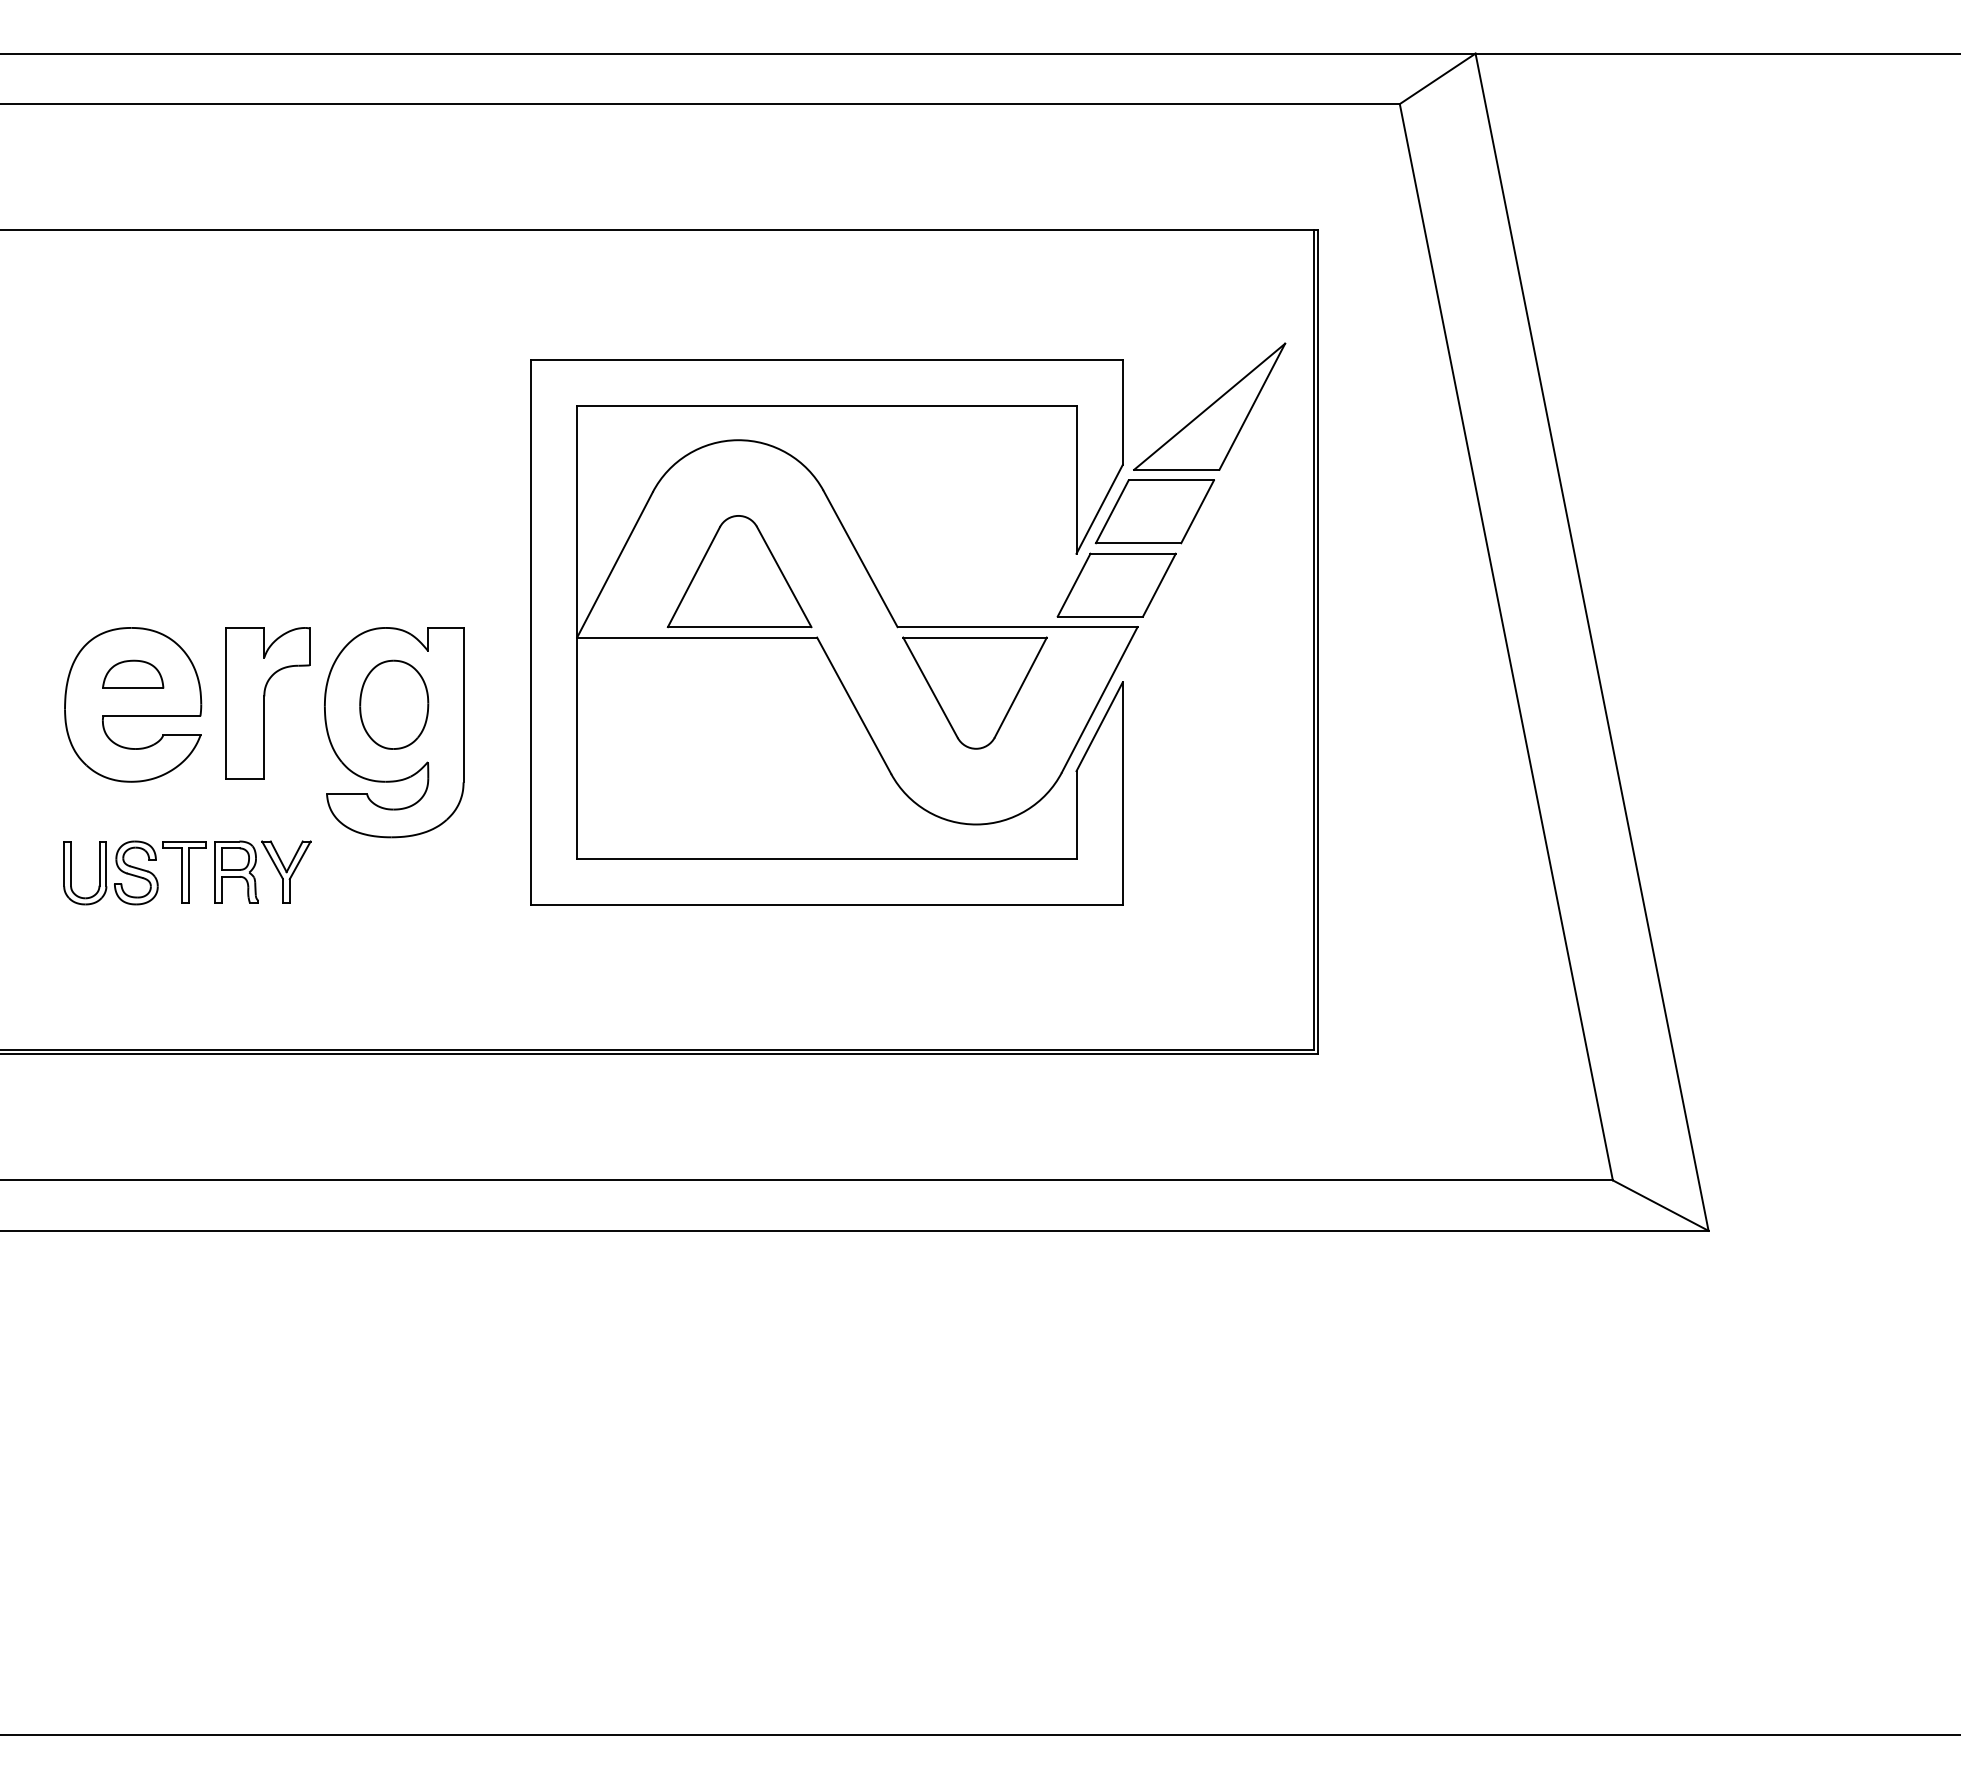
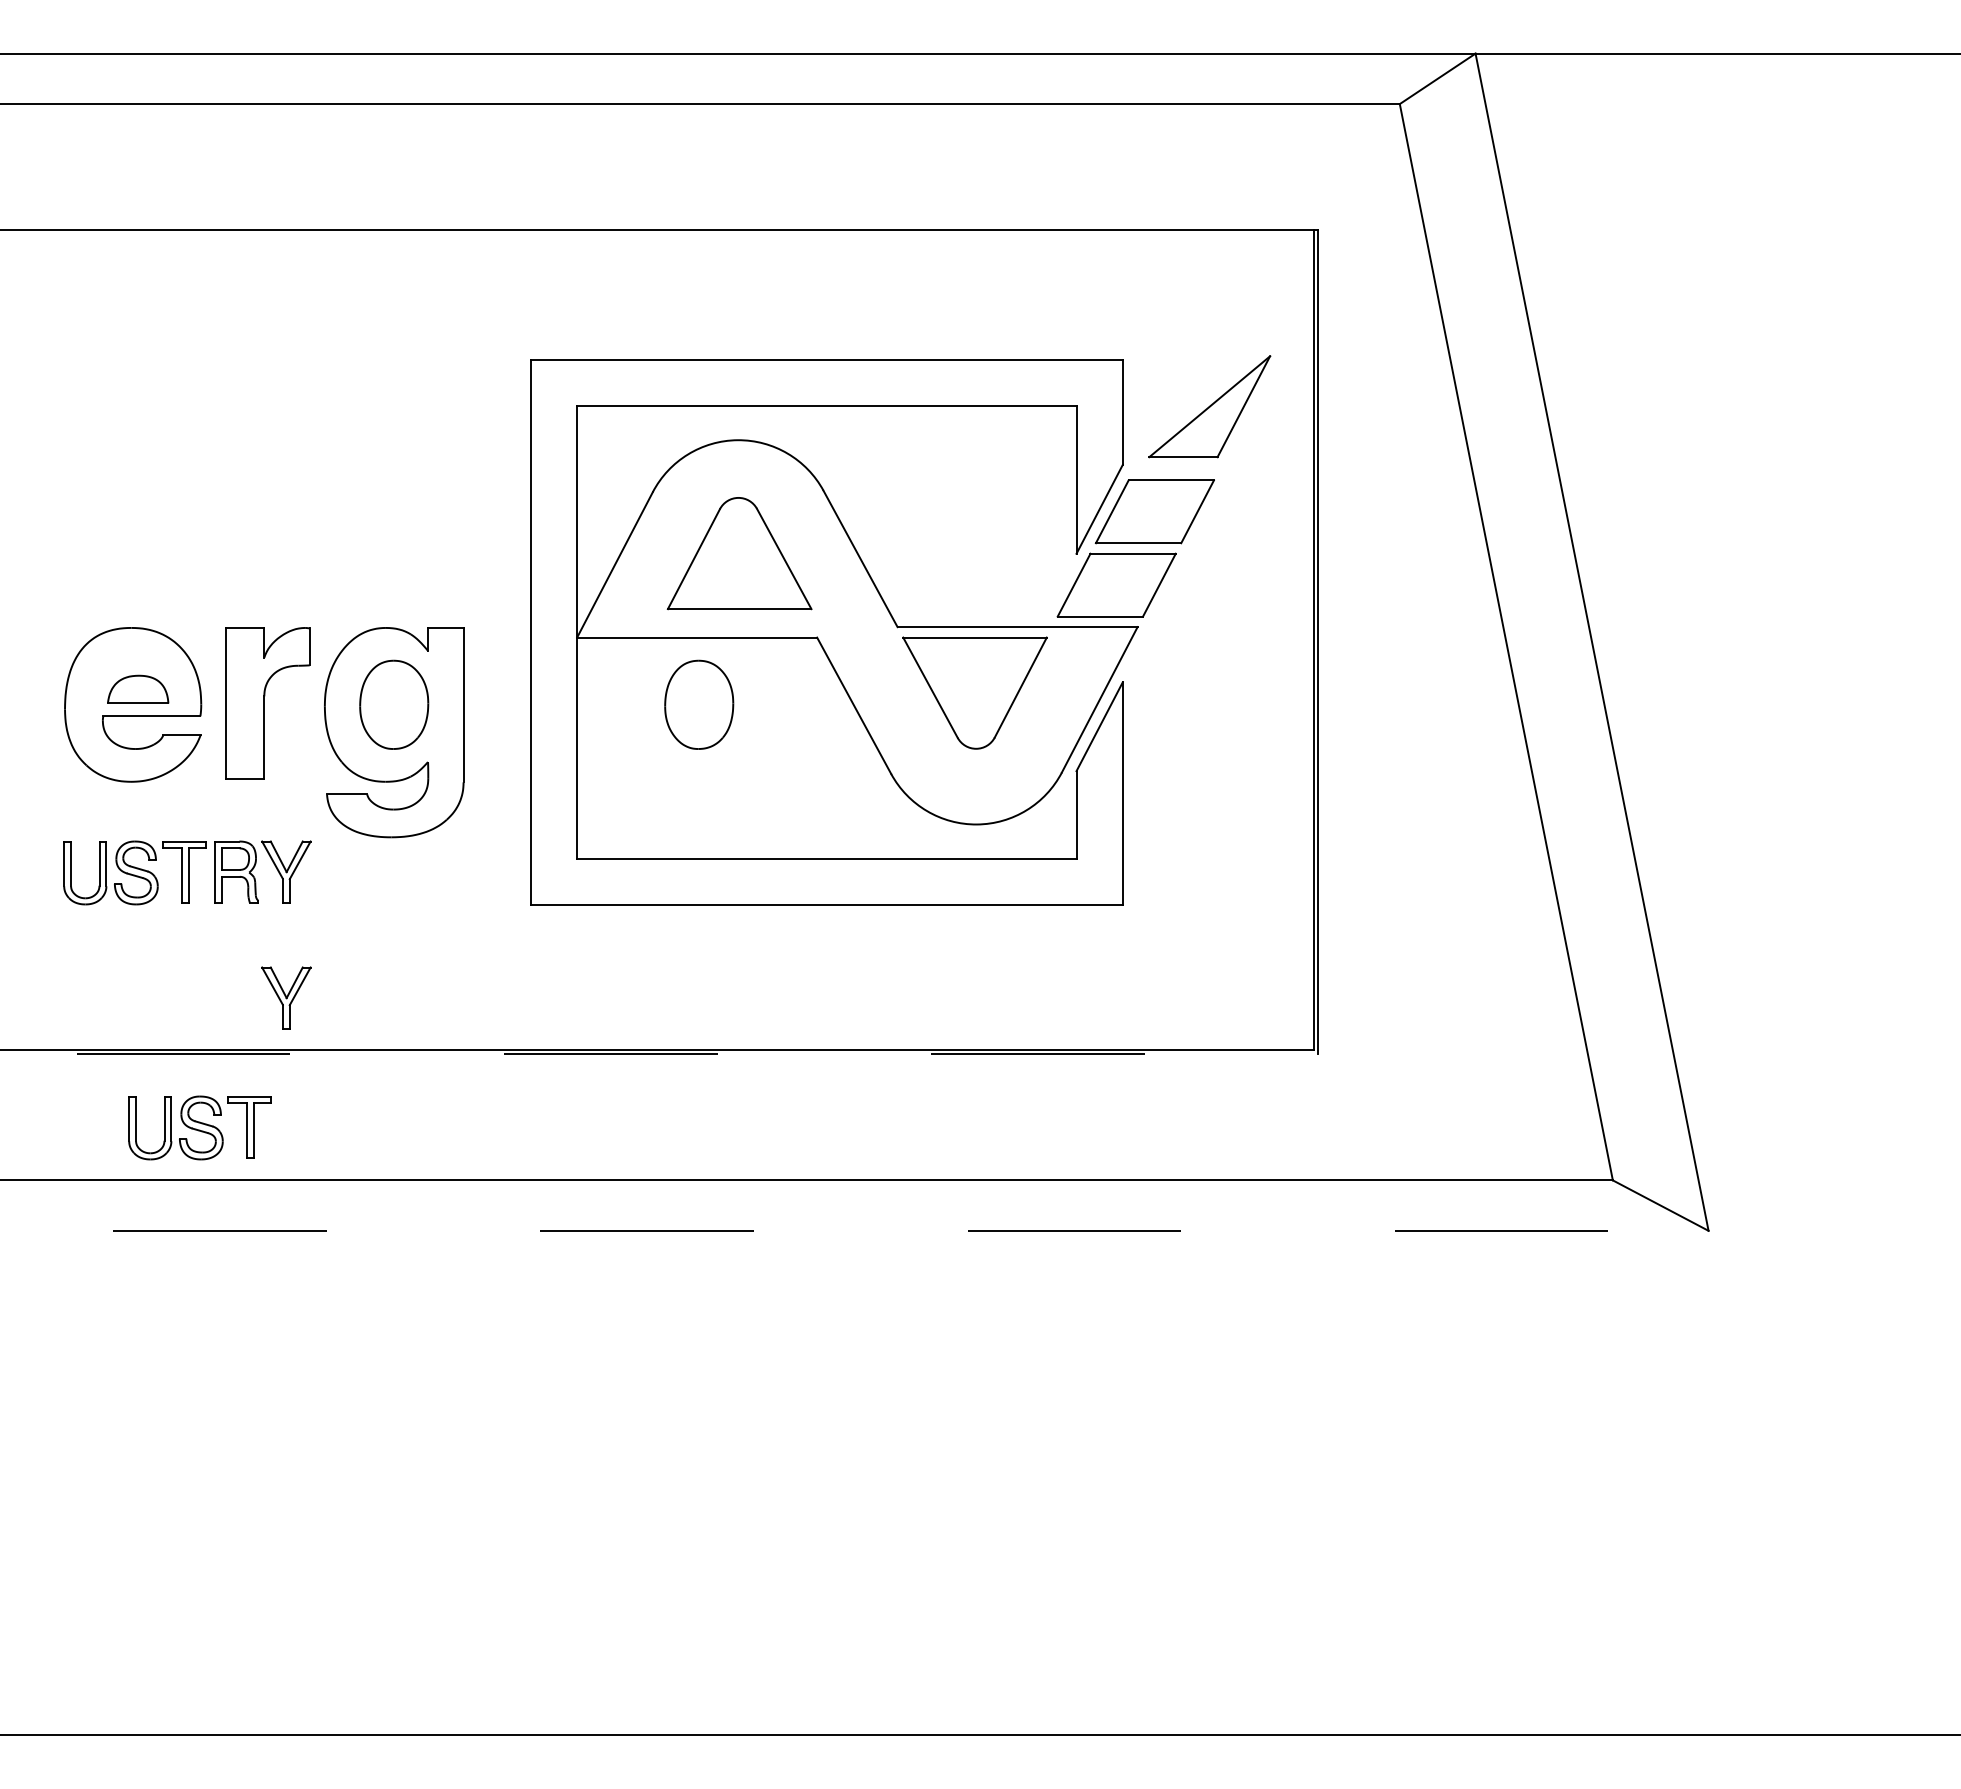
part size: 154x129 px -> 124x104 px (1209, 406)
part position: (739, 571) -> (739, 553) (739, 553)
part position: (133, 673) -> (138, 688) (138, 688)
part: none -> present (699, 704)
part: none -> present (286, 997)
line: solid -> dashed (659, 1054)
part: none -> present (199, 1127)
line: solid -> dashed (854, 1230)
